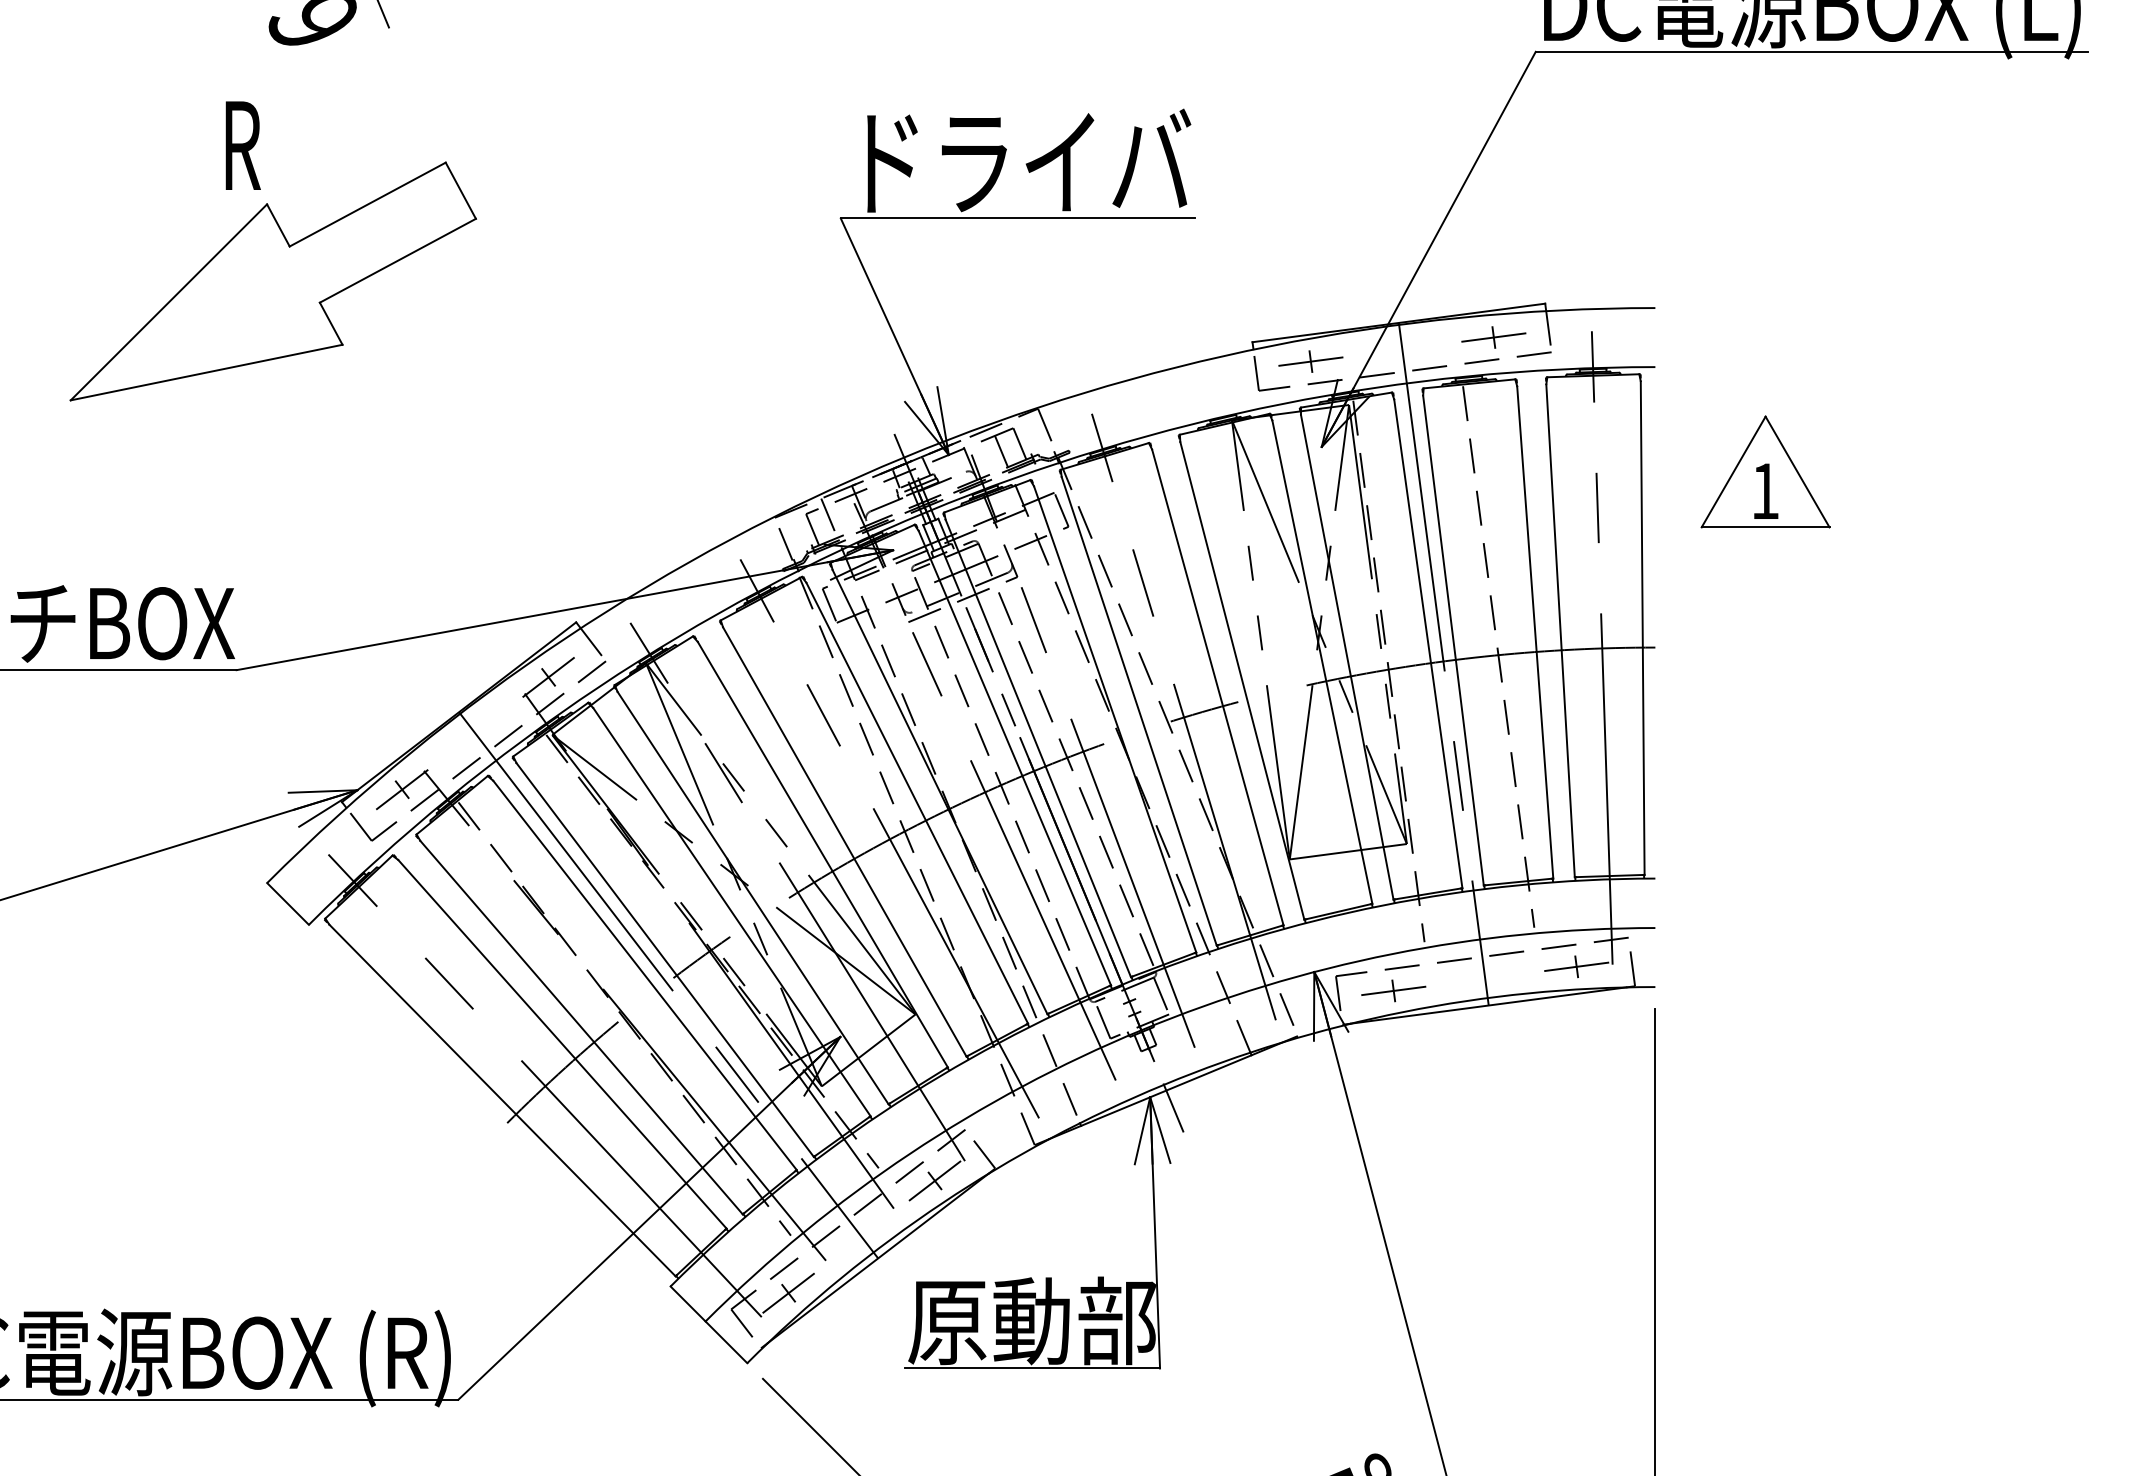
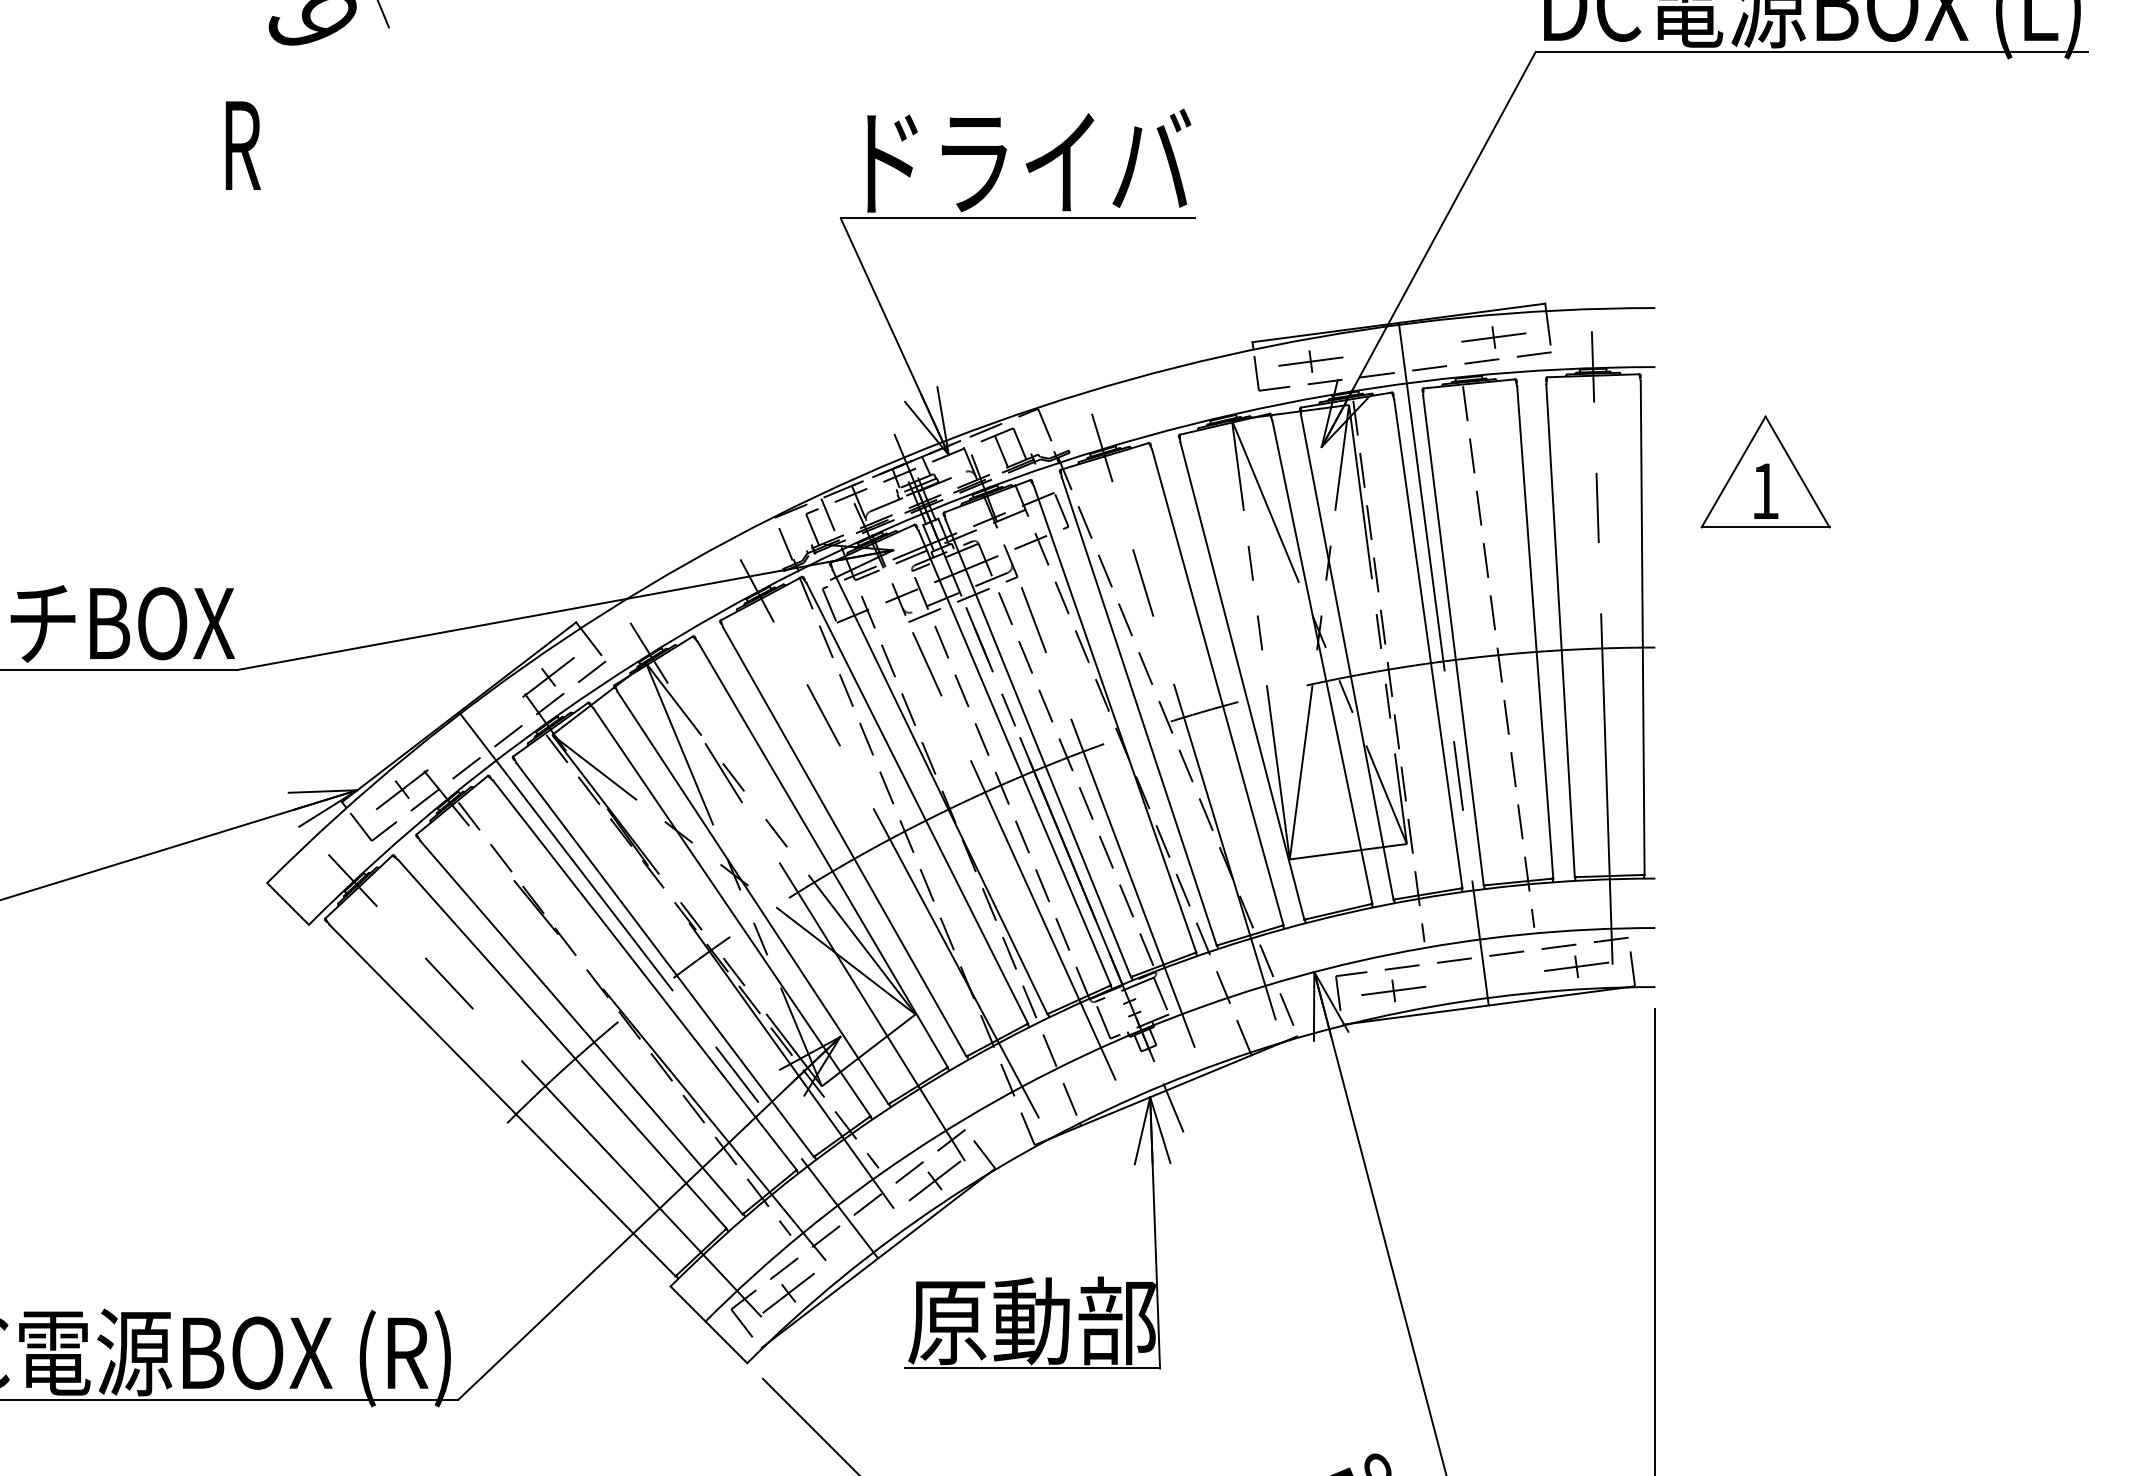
part: present -> none (272, 281)
